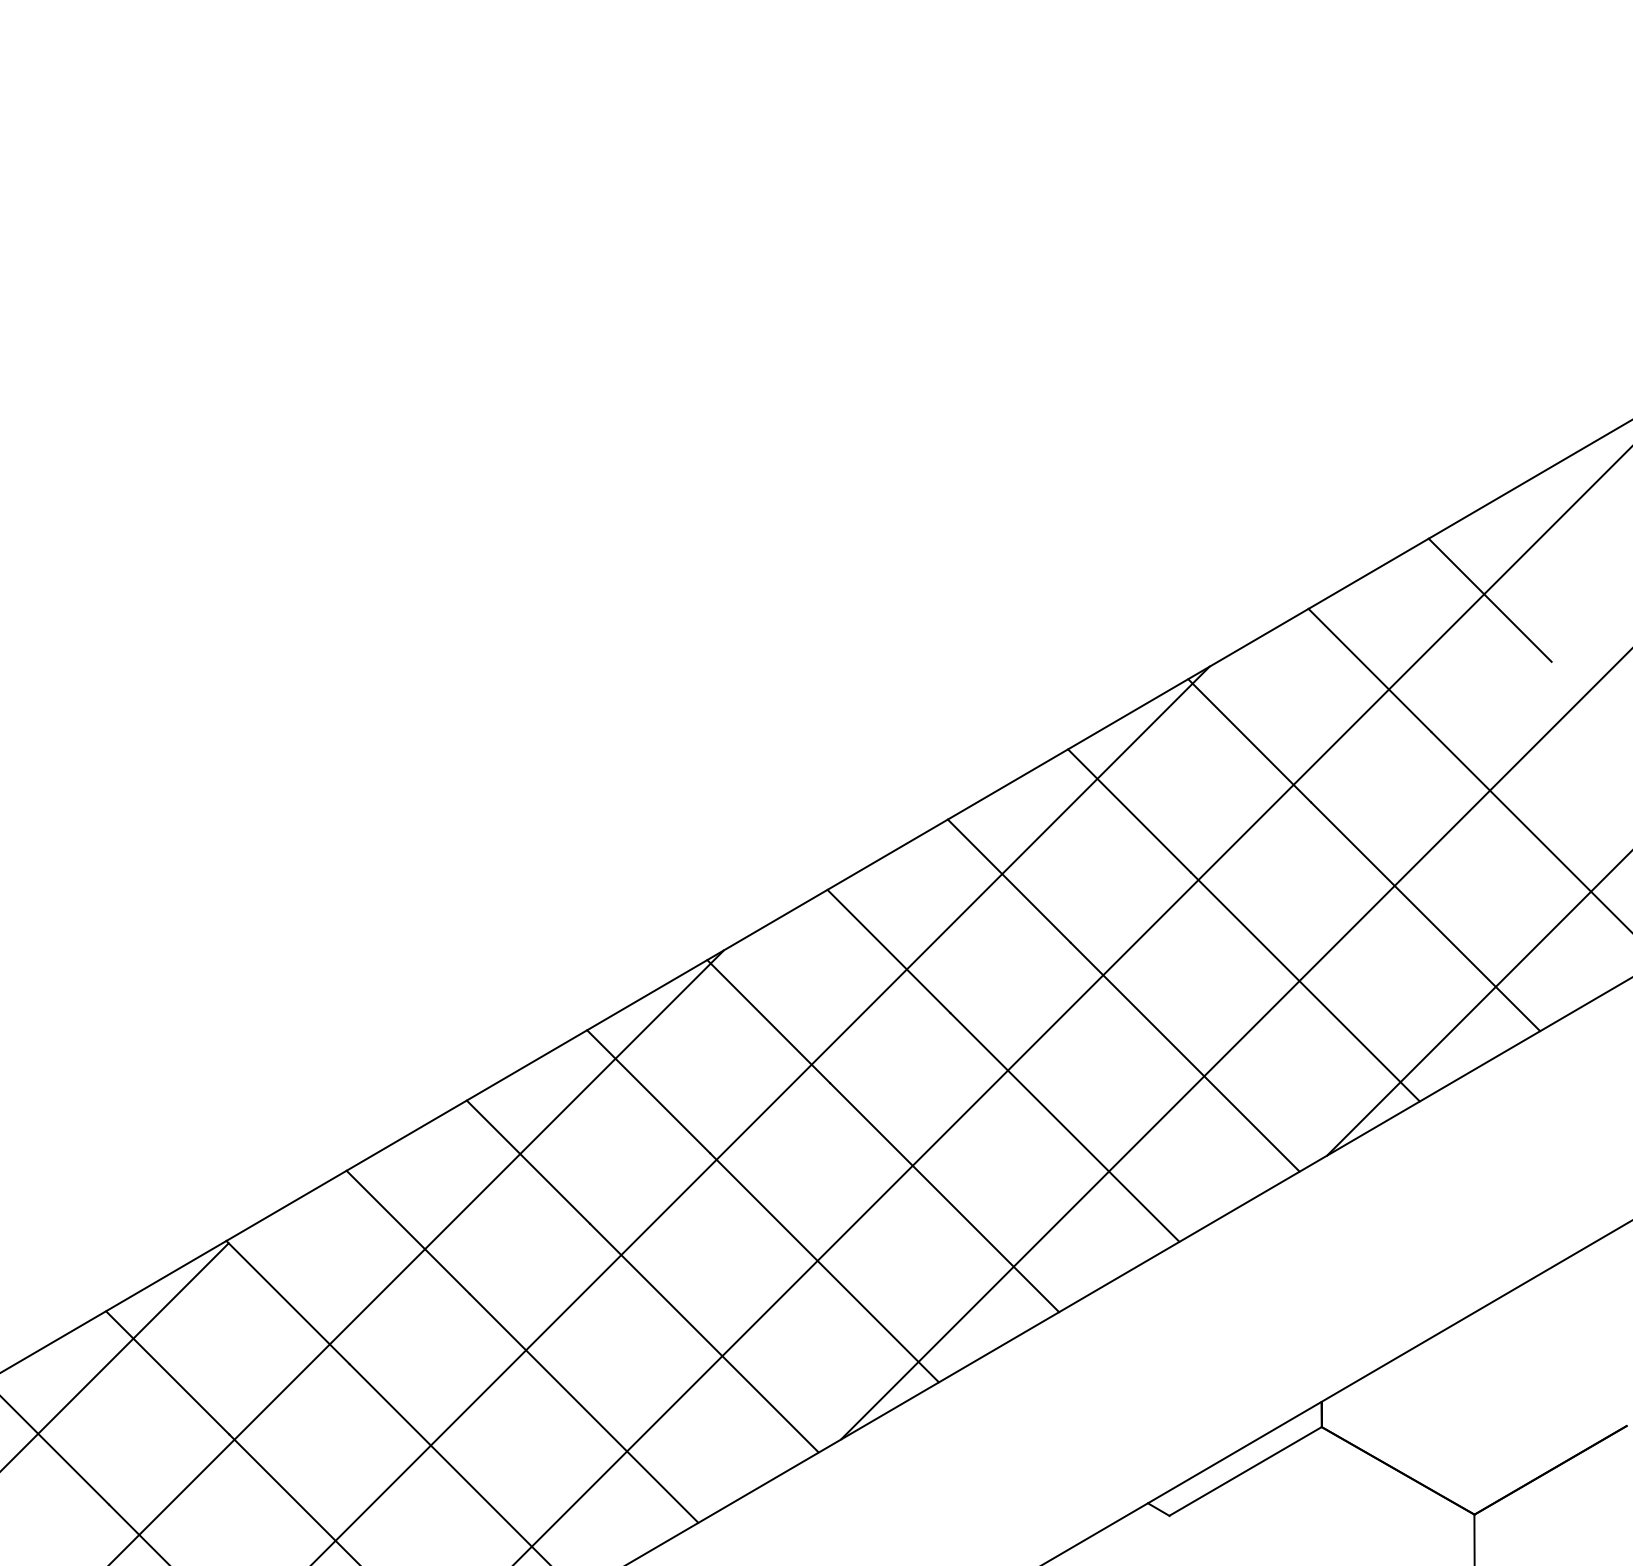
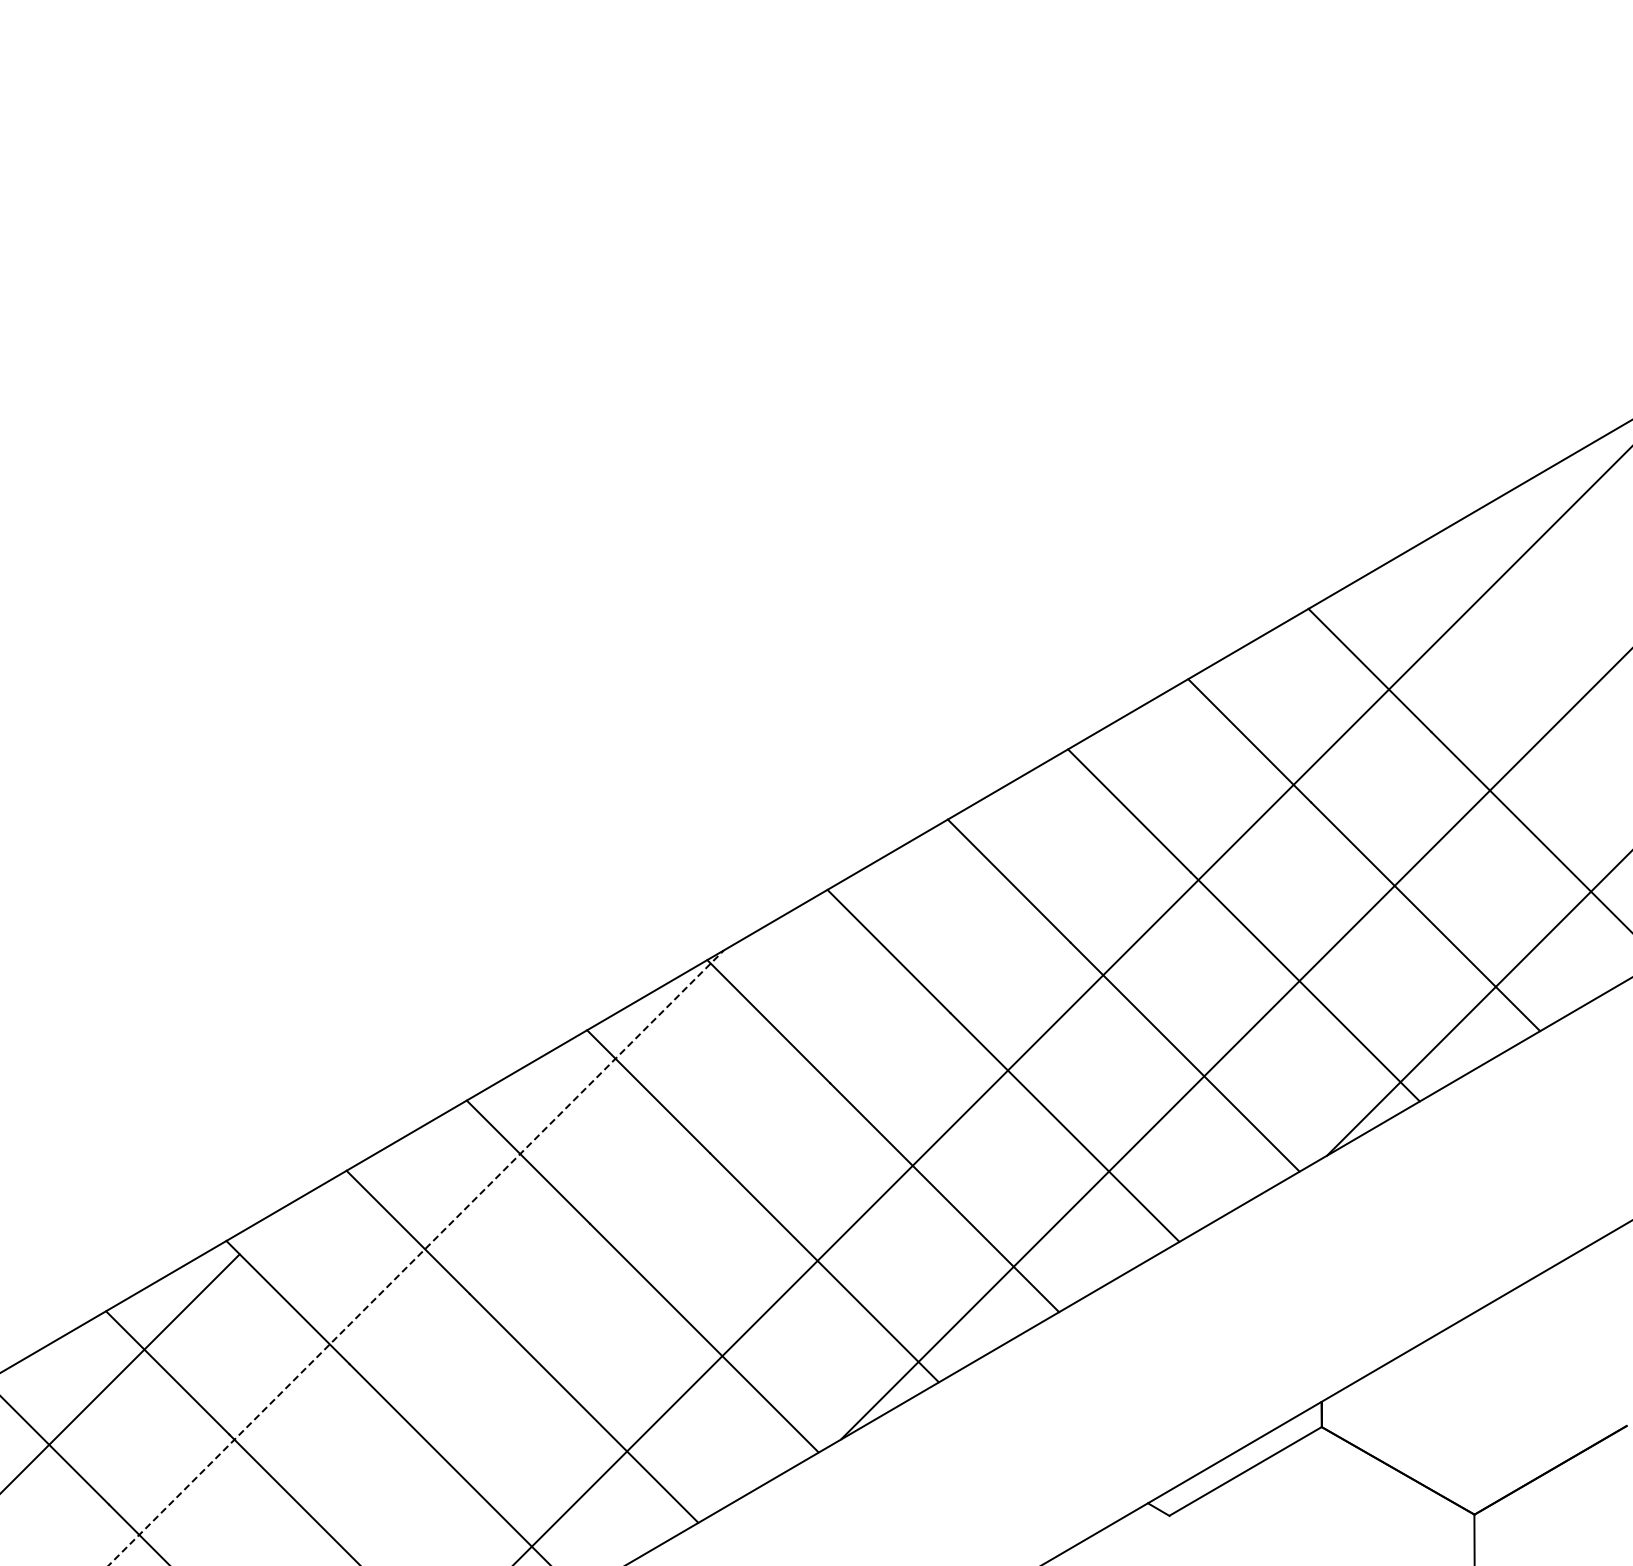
line: present -> none (1489, 599)
line: present -> none (761, 1114)
line: solid -> dashed (416, 1258)
line position: (115, 1356) -> (120, 1372) (120, 1372)
